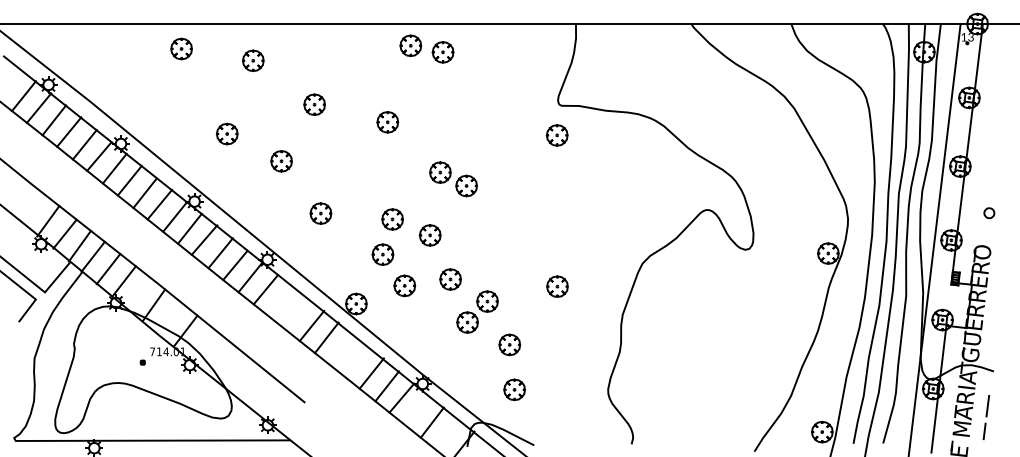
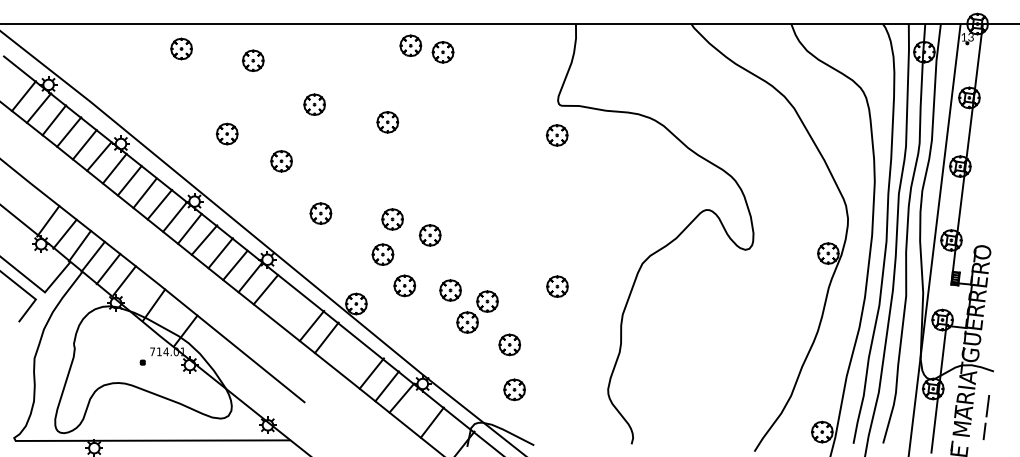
part: present -> none (453, 179)
part: present -> none (989, 213)
part position: (450, 279) -> (450, 290) (450, 290)
